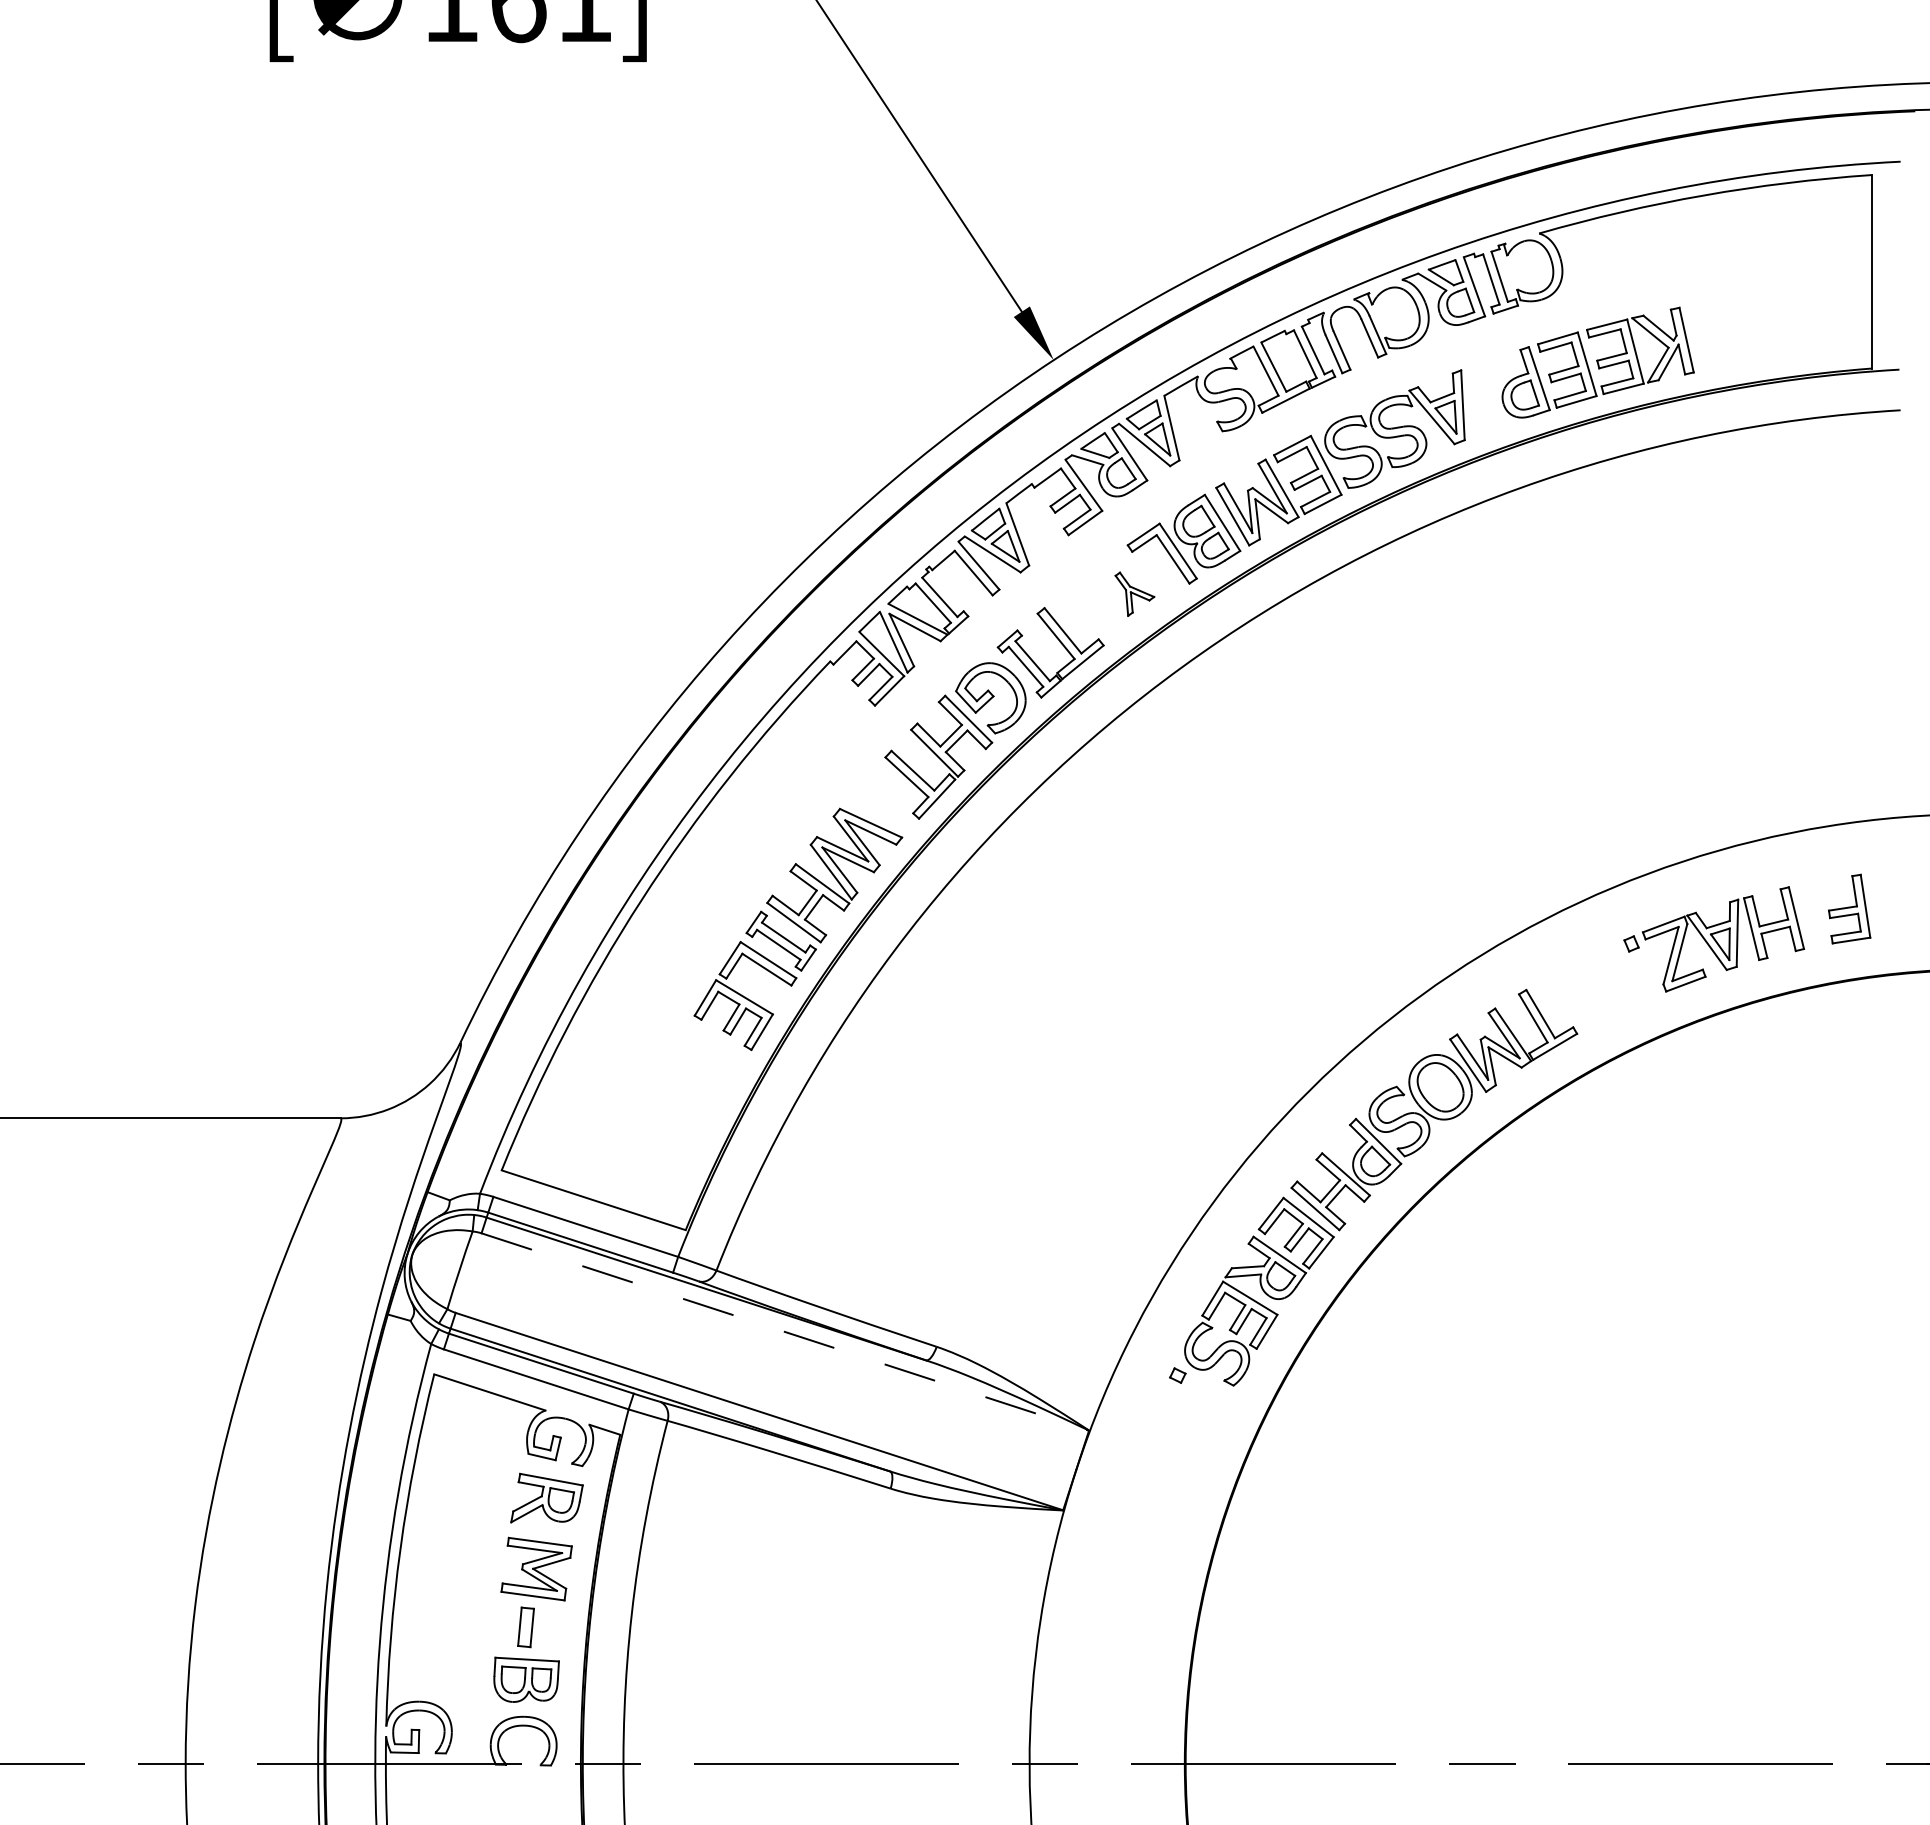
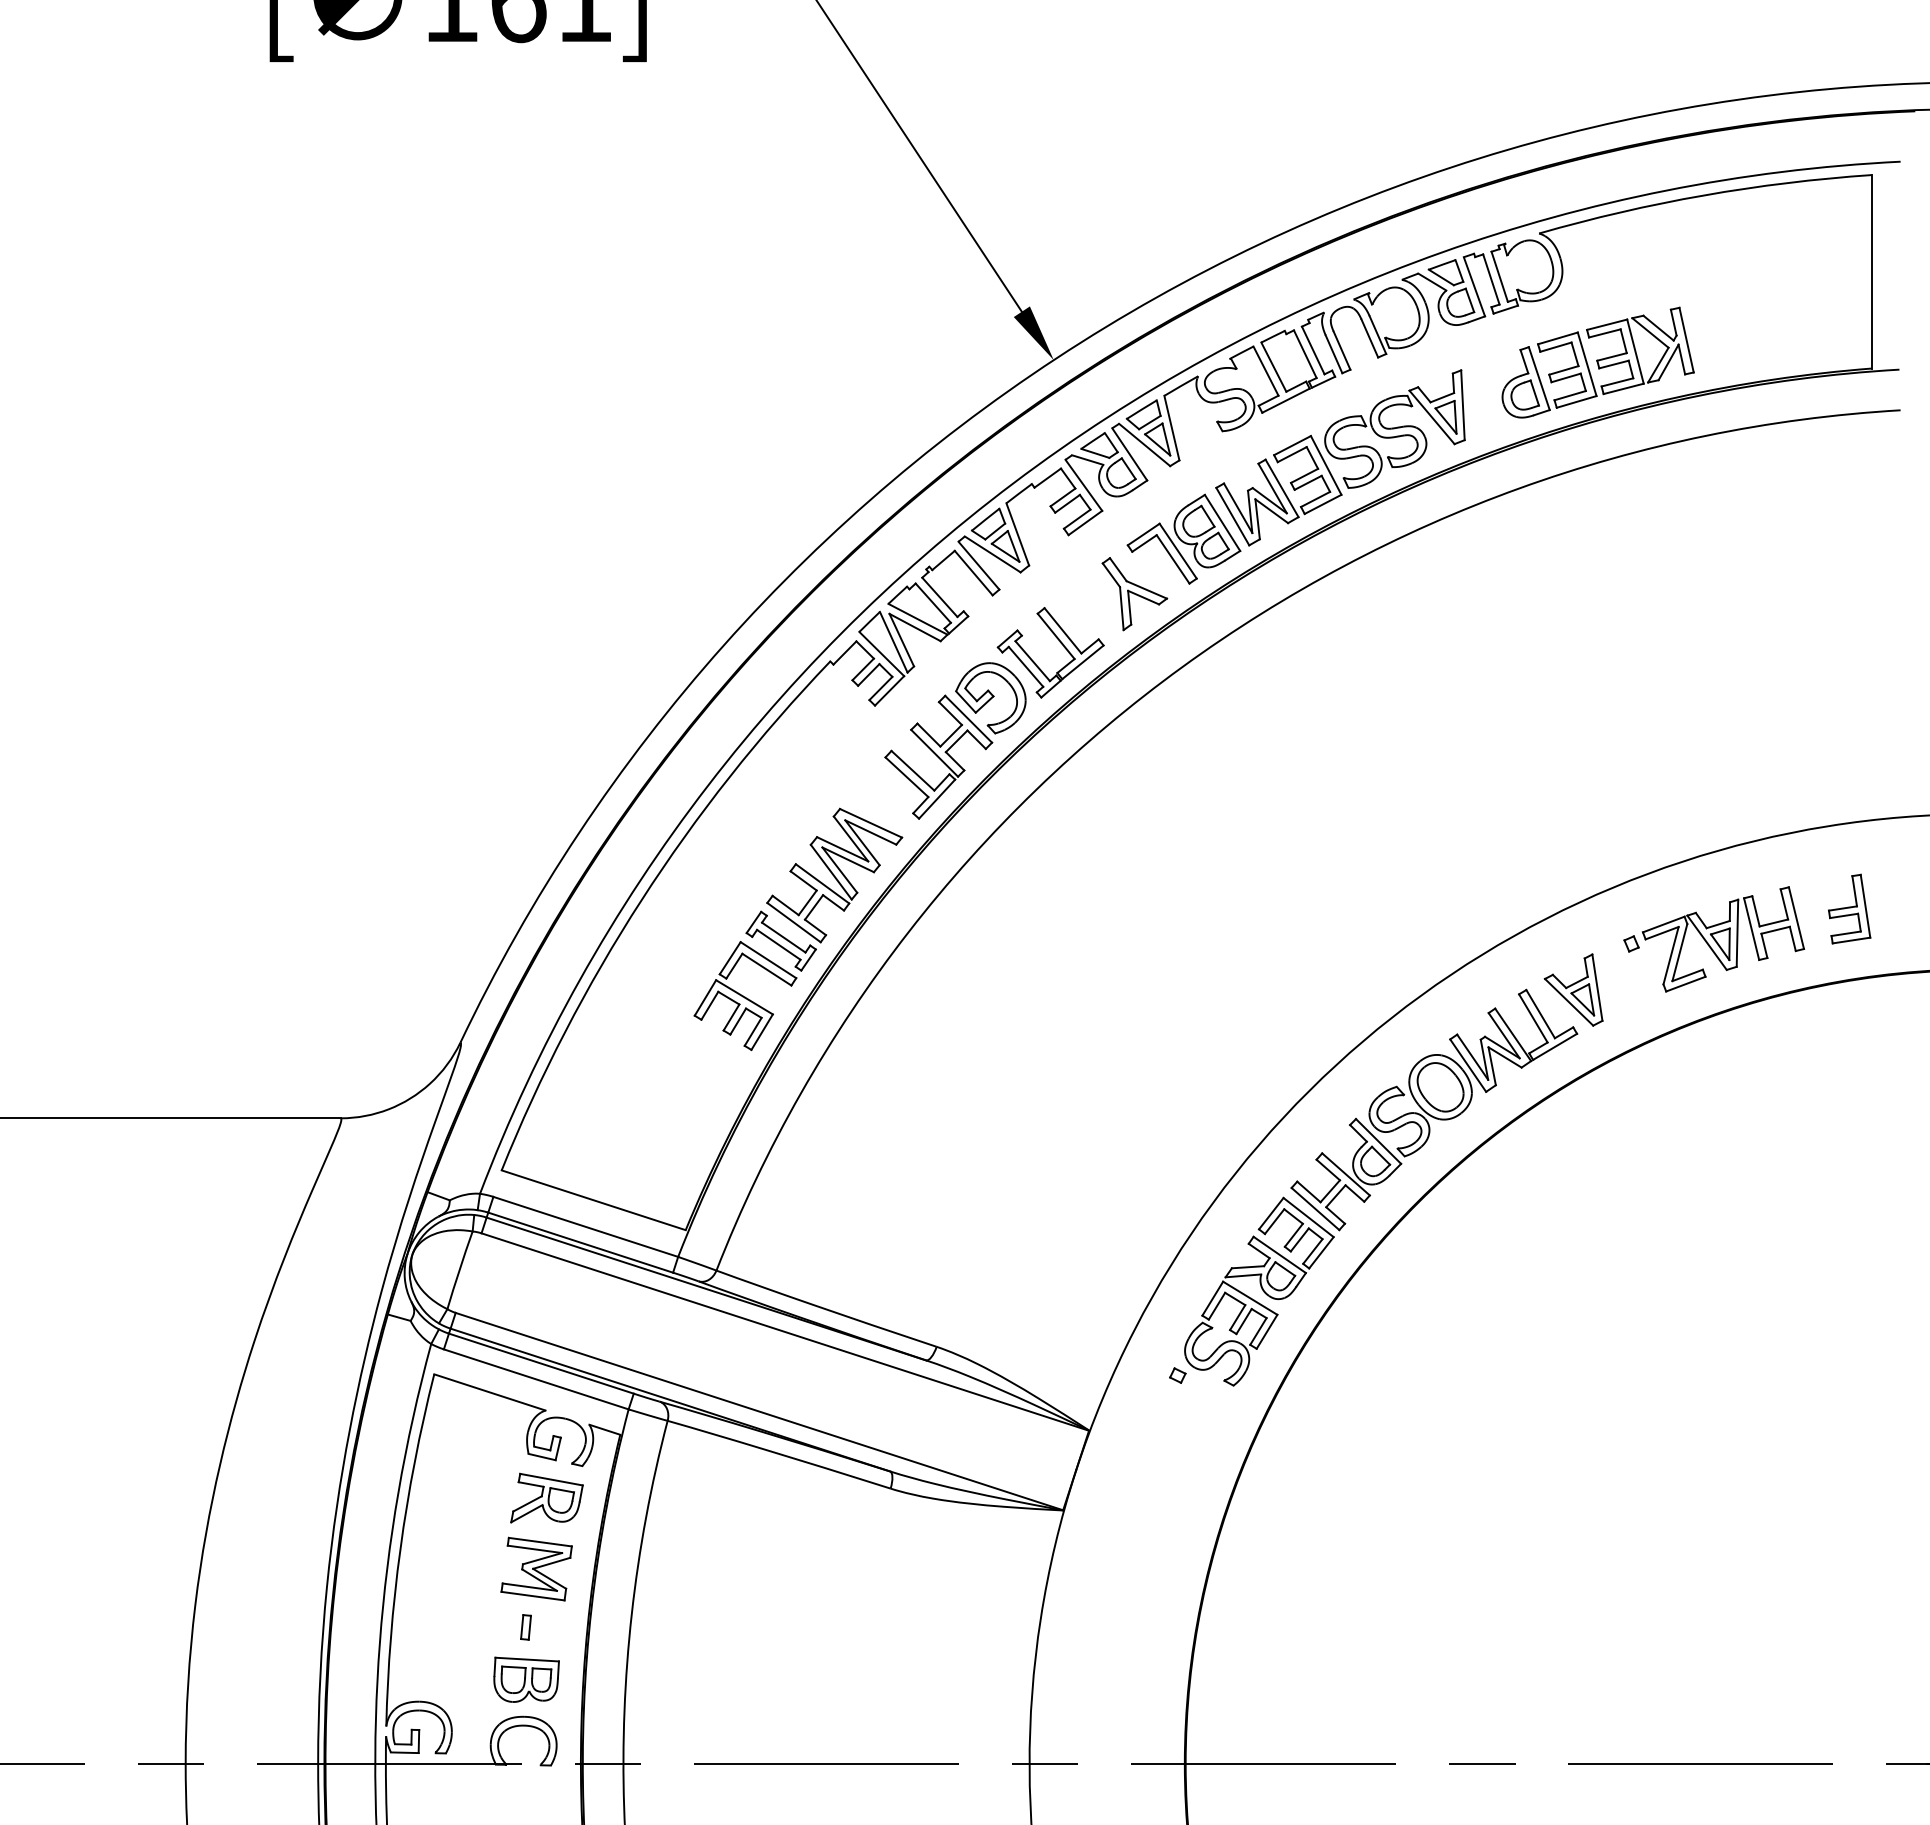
part size: 42x46 px -> 68x75 px (1134, 594)
part: none -> present (1573, 989)
line: dashed -> solid (785, 1332)
part size: 18x43 px -> 12x27 px (525, 1627)
